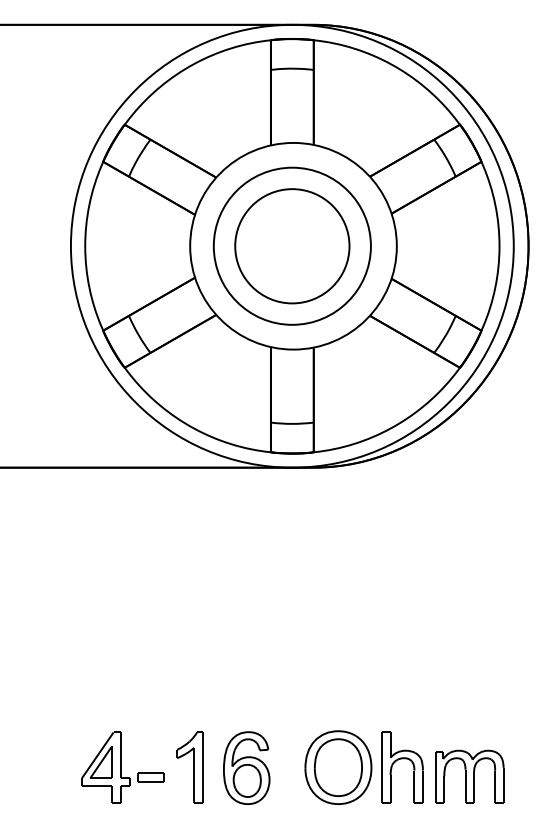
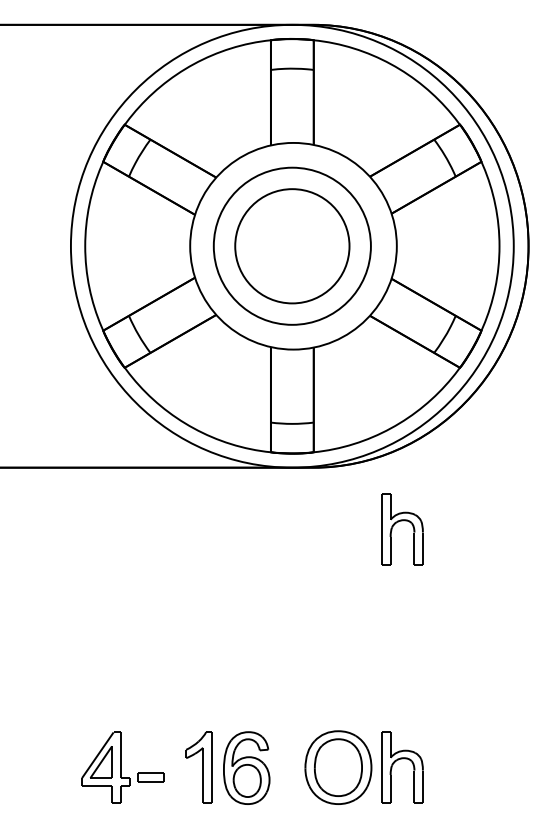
part: none -> present (402, 521)
part position: (189, 767) -> (198, 767) (198, 767)
part: present -> none (469, 776)
